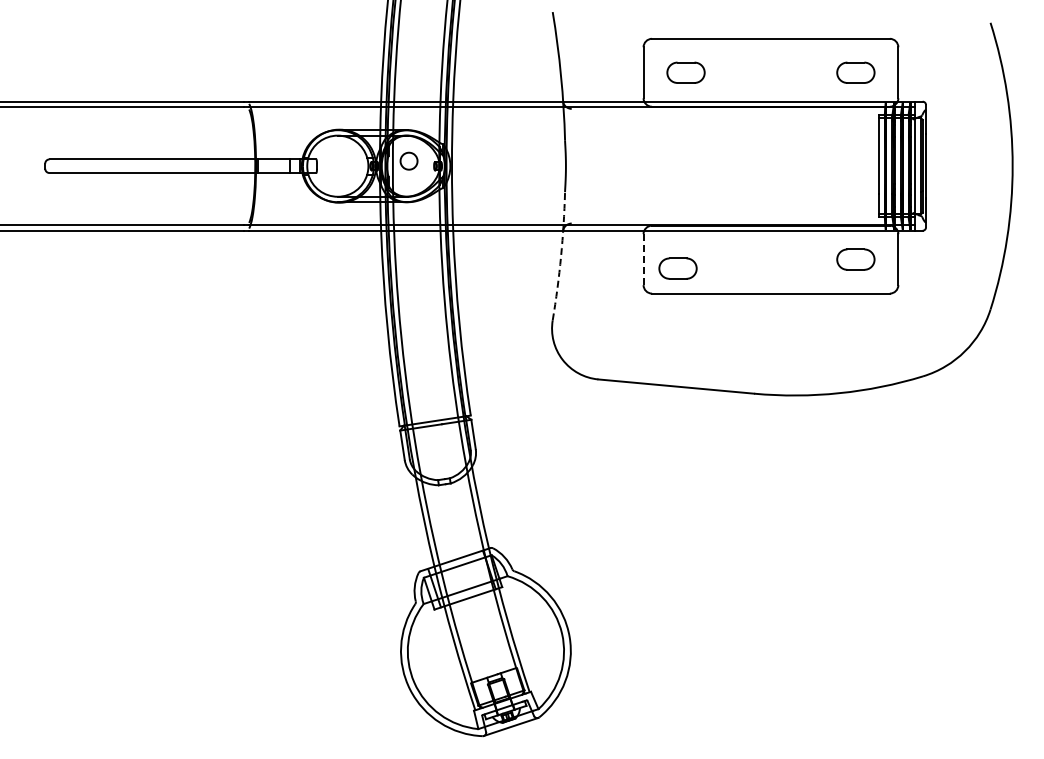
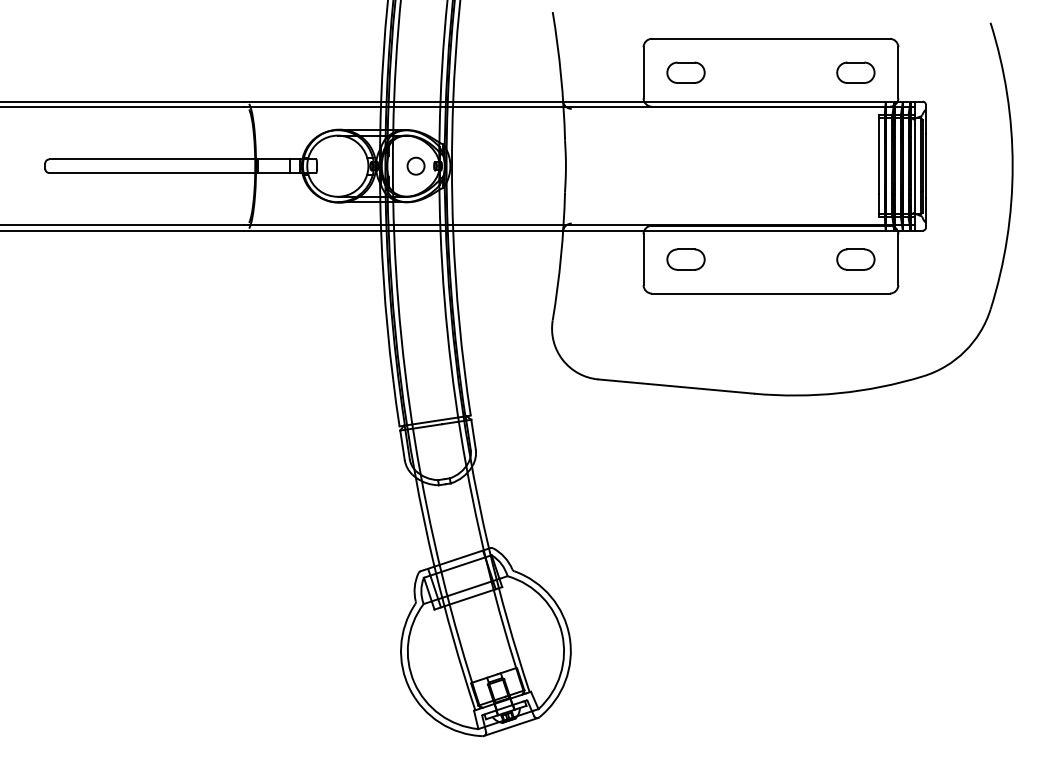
part position: (408, 160) -> (415, 165) (415, 165)
arc: dashed -> solid (561, 256)
line: dashed -> solid (643, 259)
part position: (677, 268) -> (685, 259) (685, 259)
